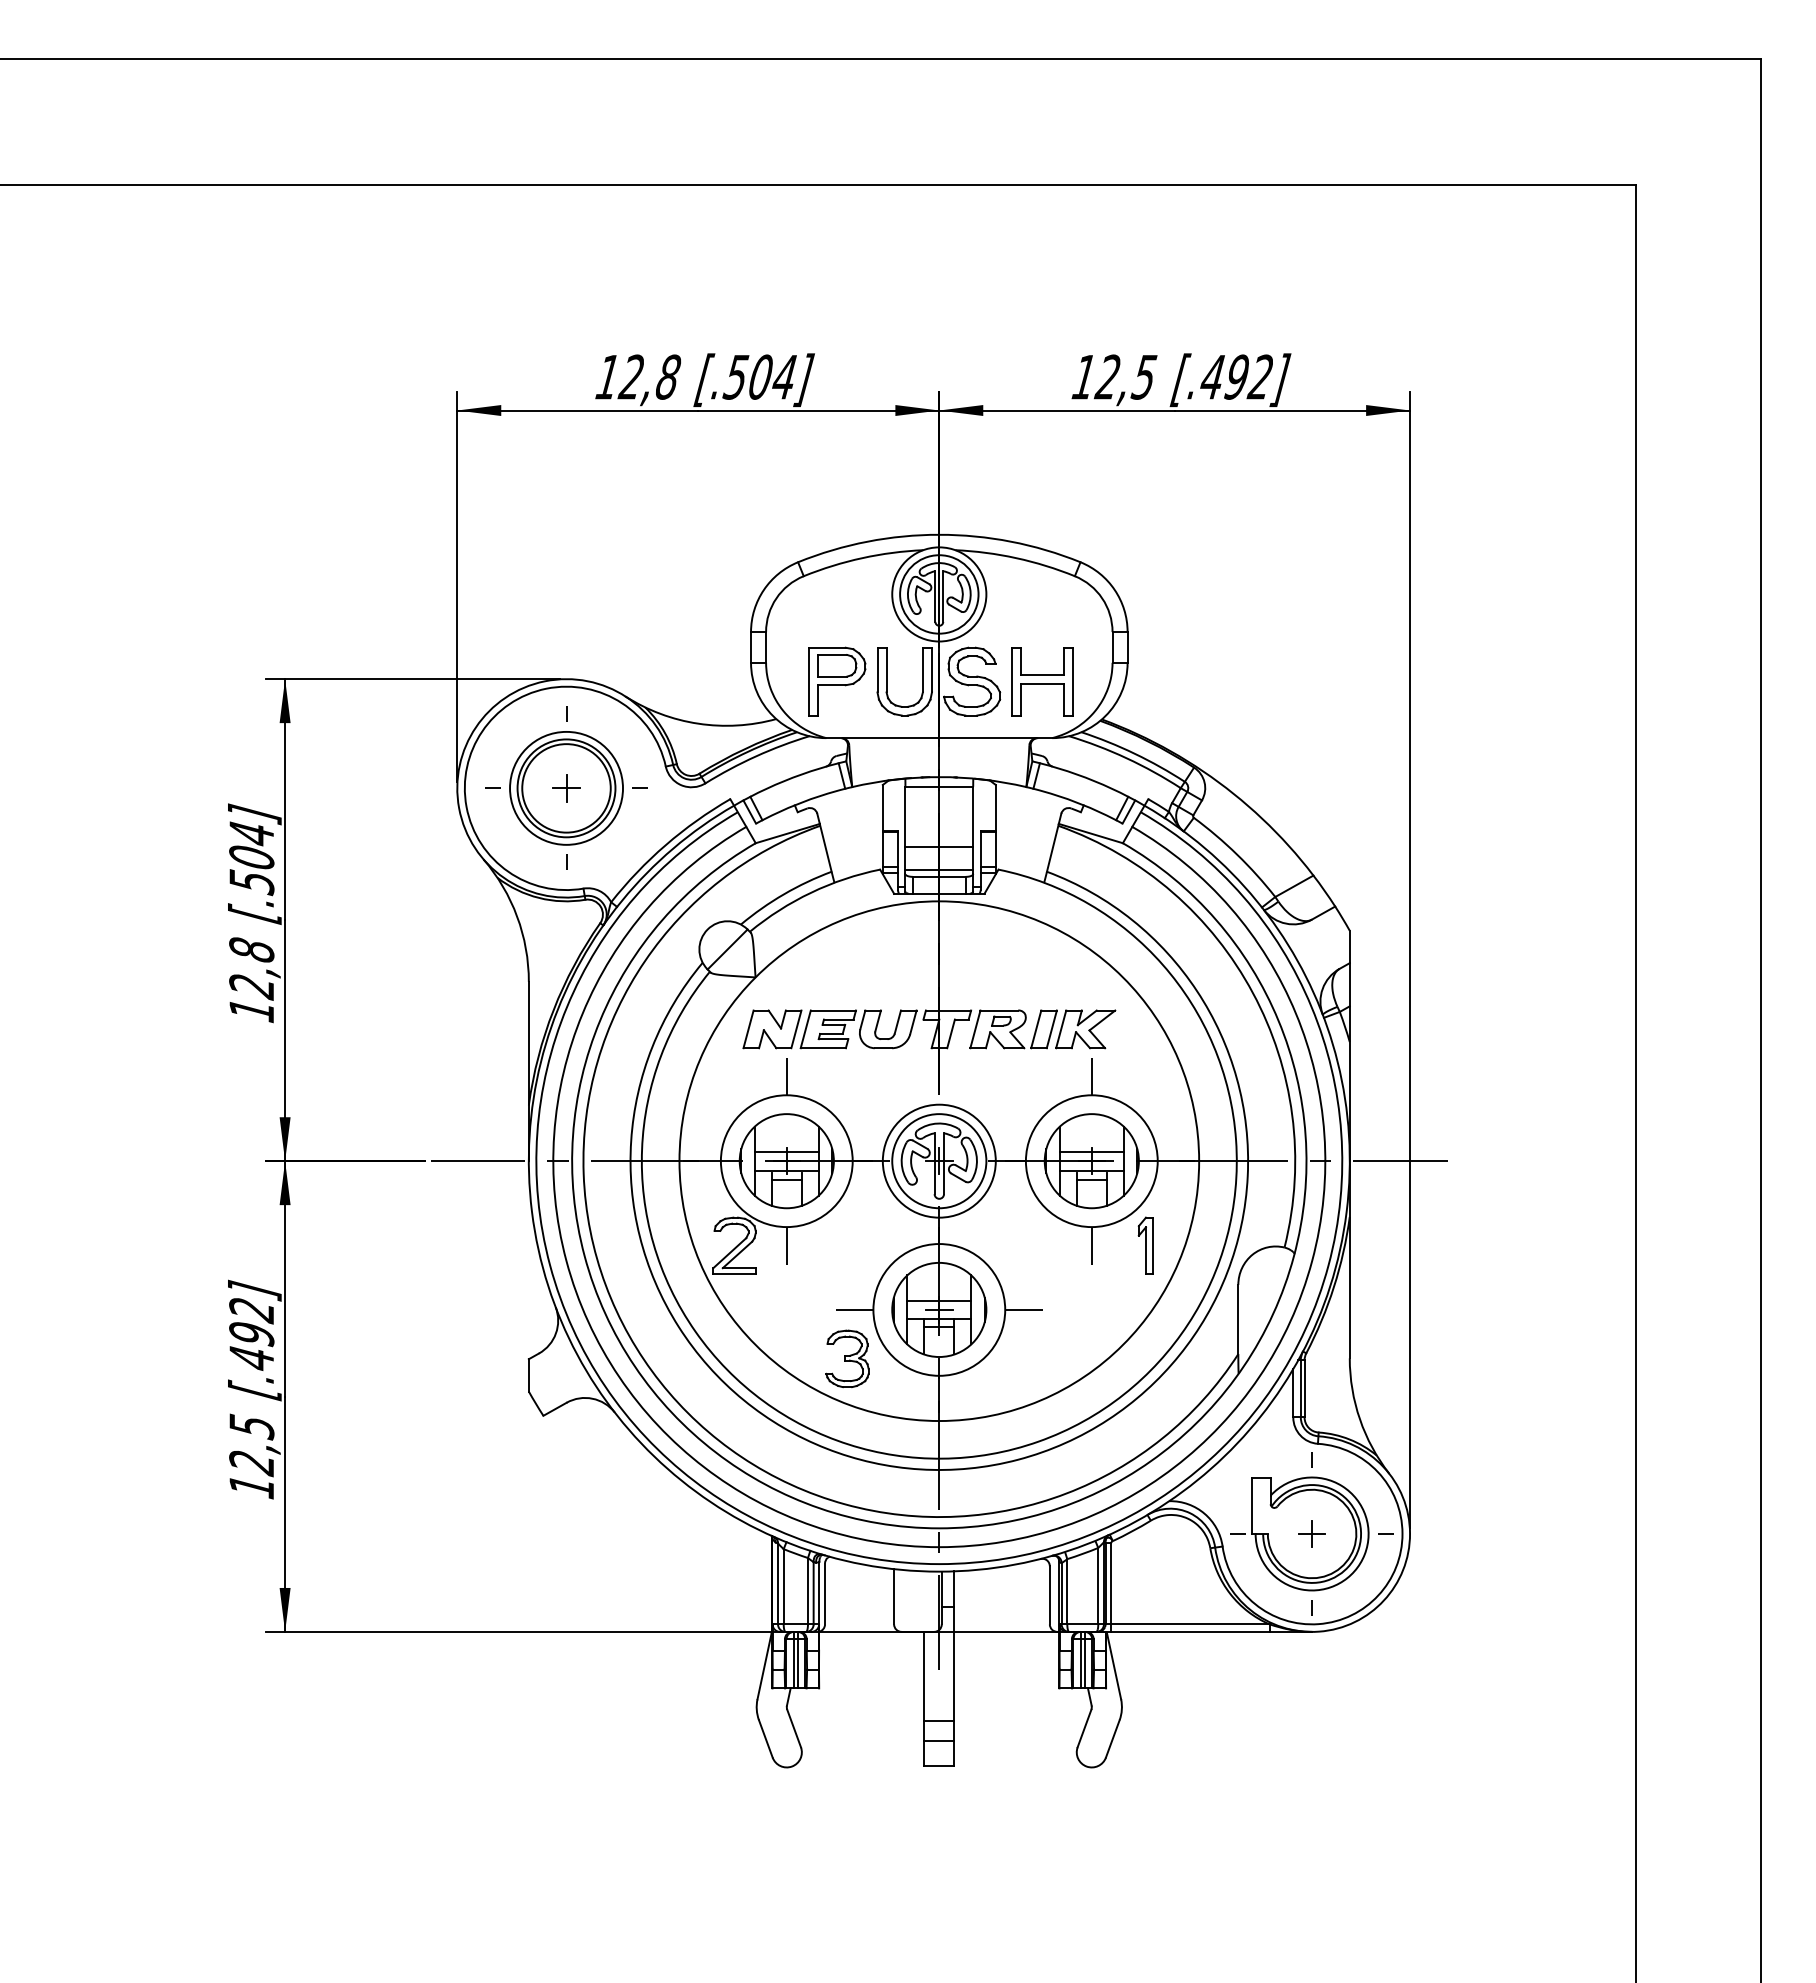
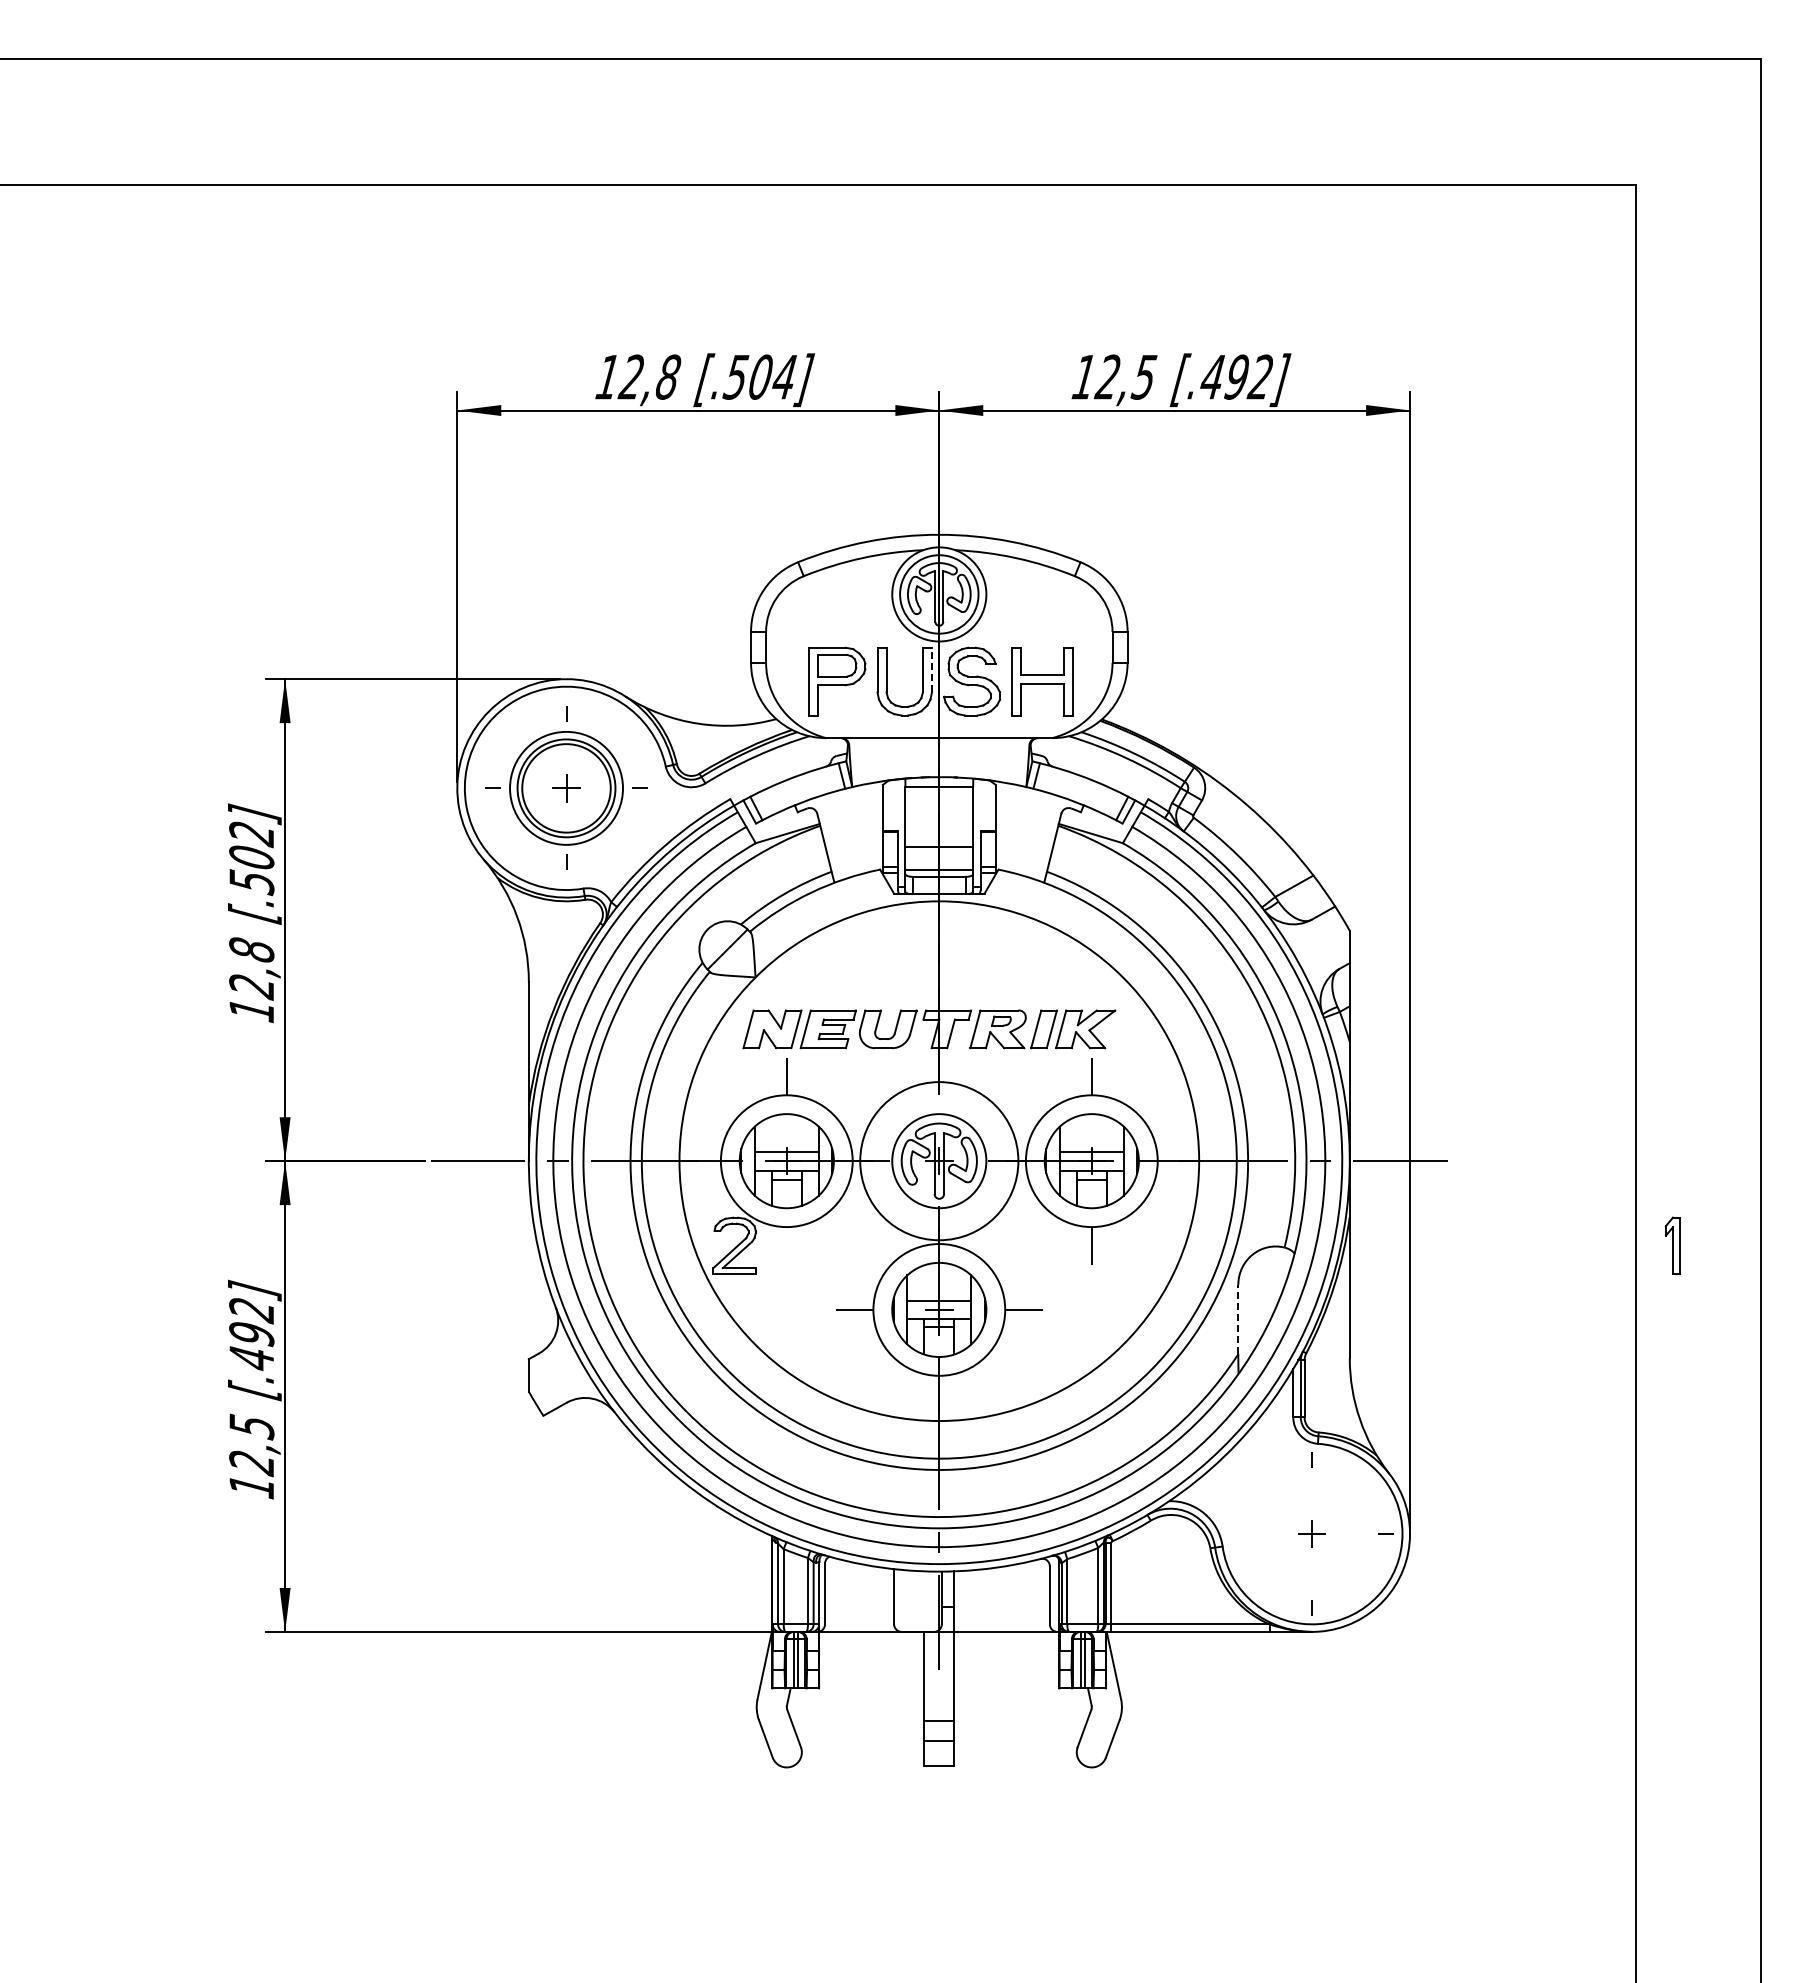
line: solid -> dashed (931, 669)
text: [.504] -> [.502] (251, 834)
circle diameter: 113 px -> 158 px (939, 1161)
line: present -> none (786, 1245)
part position: (1145, 1245) -> (1672, 1245) (1672, 1245)
line: solid -> dashed (1238, 1319)
part: present -> none (847, 1358)
part: present -> none (1299, 1533)
